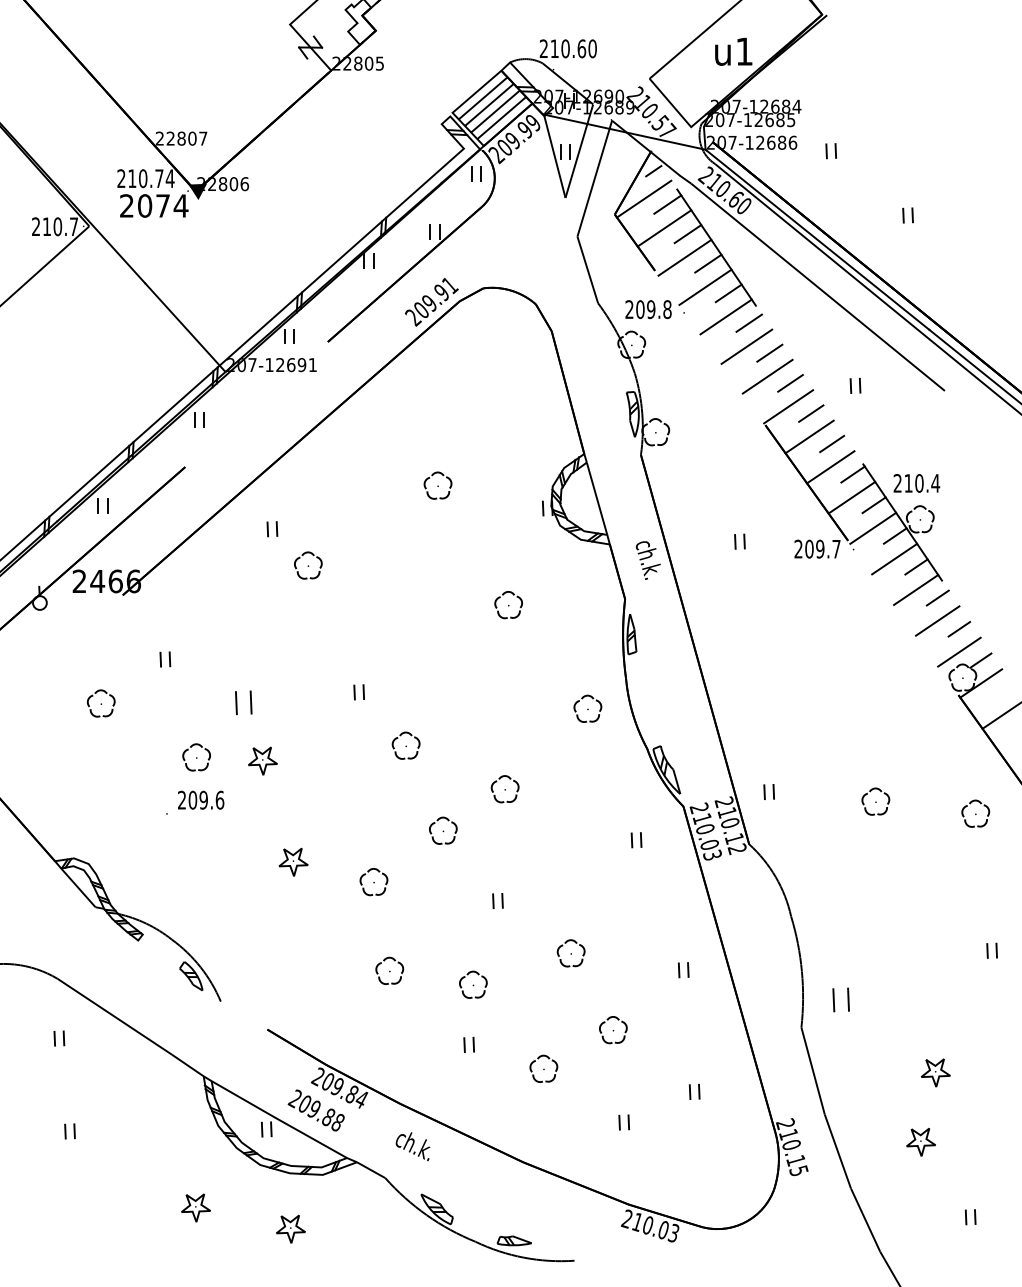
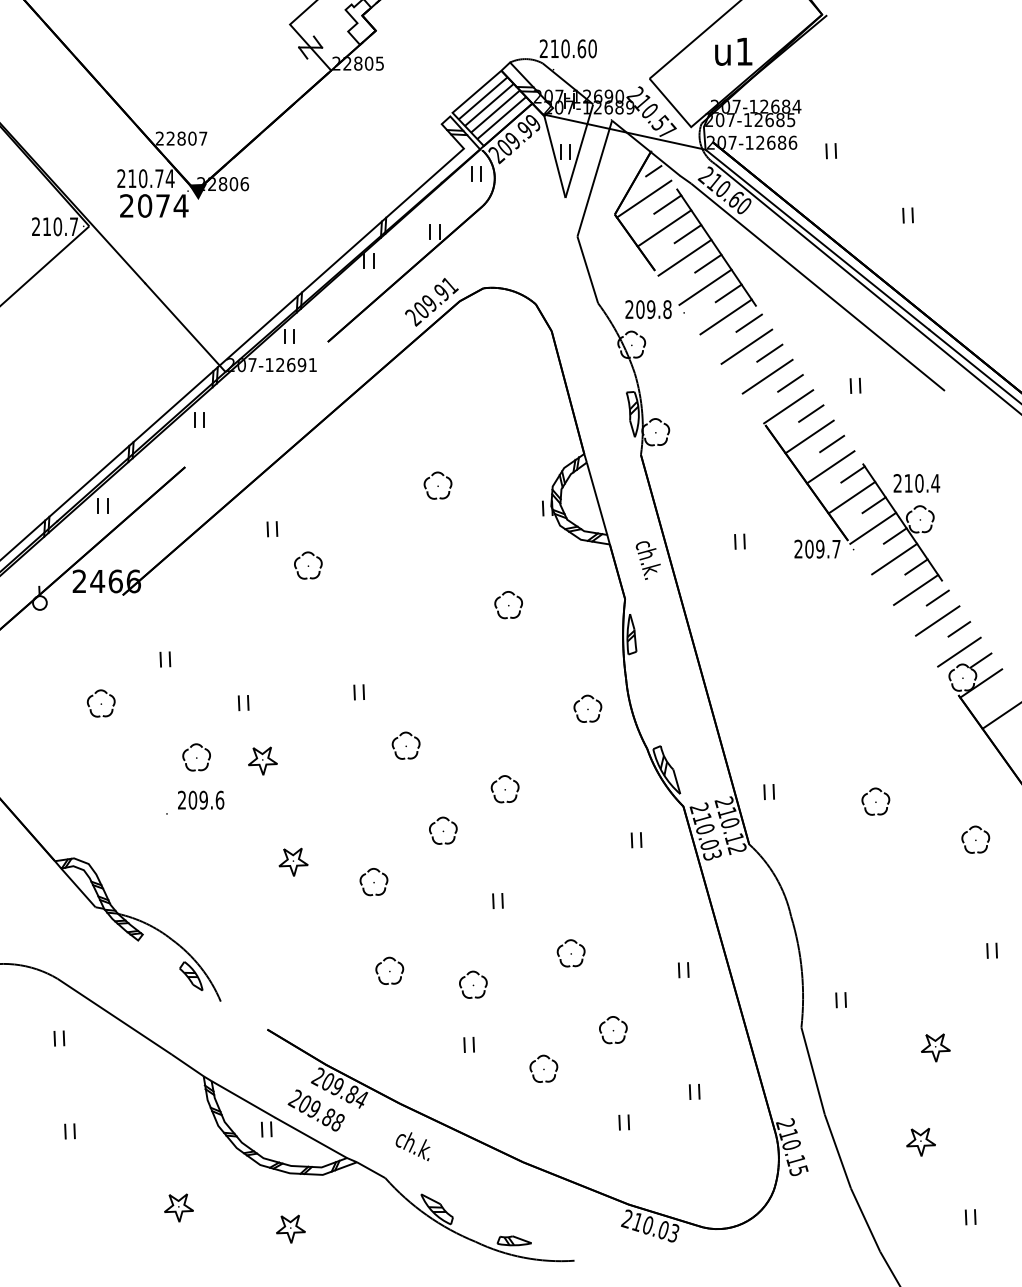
part size: 18x26 px -> 13x17 px (243, 703)
part position: (975, 813) -> (975, 839) (975, 839)
part size: 18x26 px -> 12x17 px (840, 1000)
part position: (935, 1072) -> (935, 1047) (935, 1047)
part position: (195, 1207) -> (178, 1207) (178, 1207)
